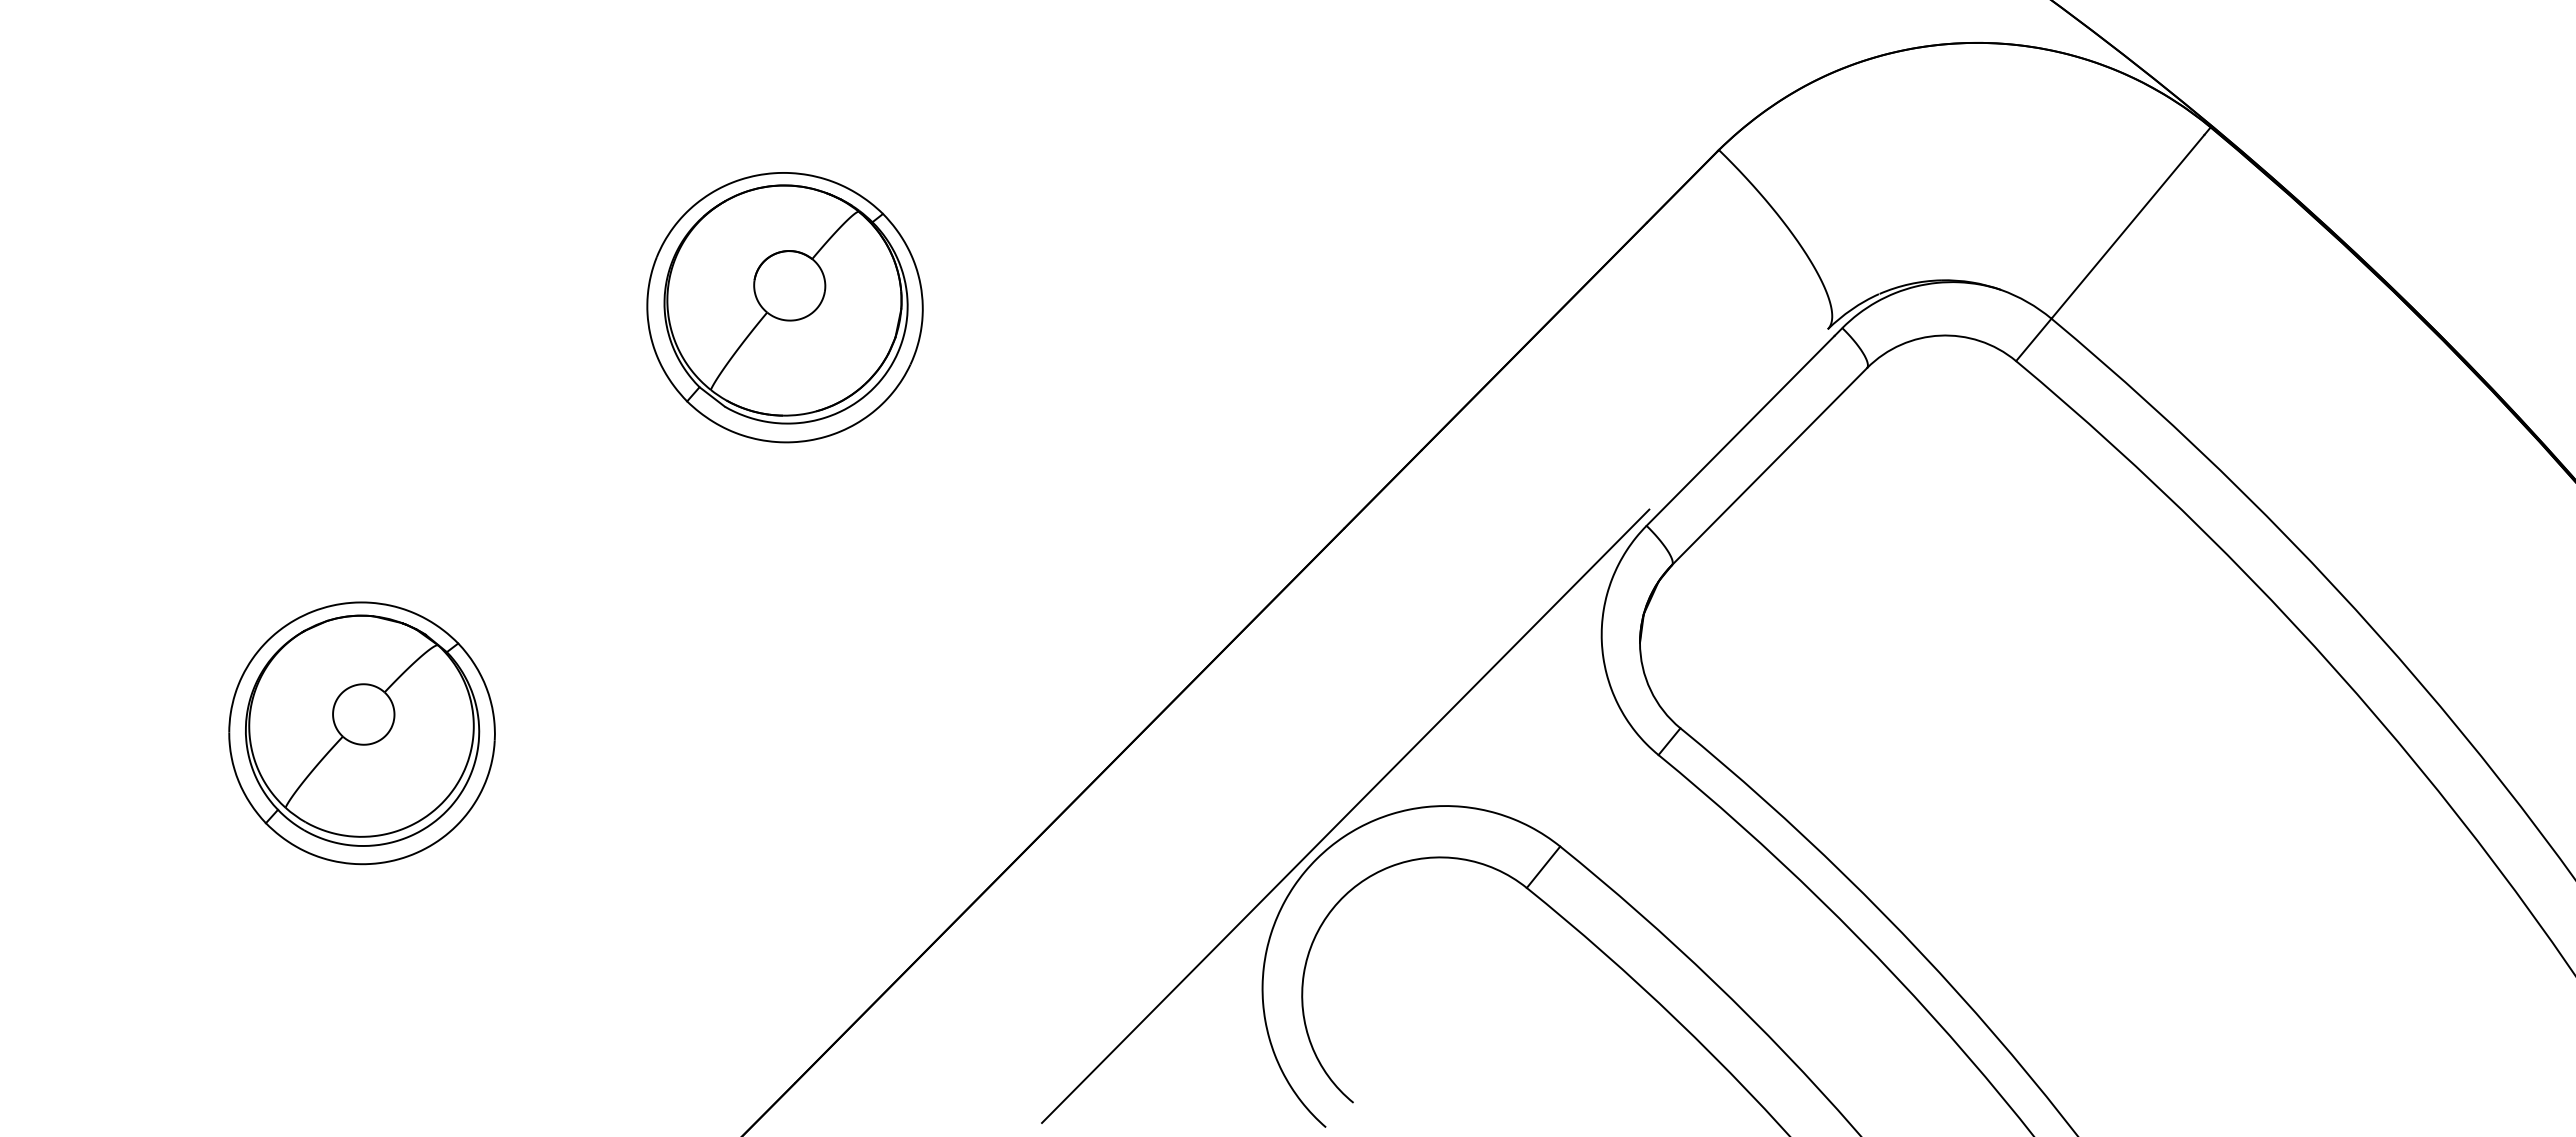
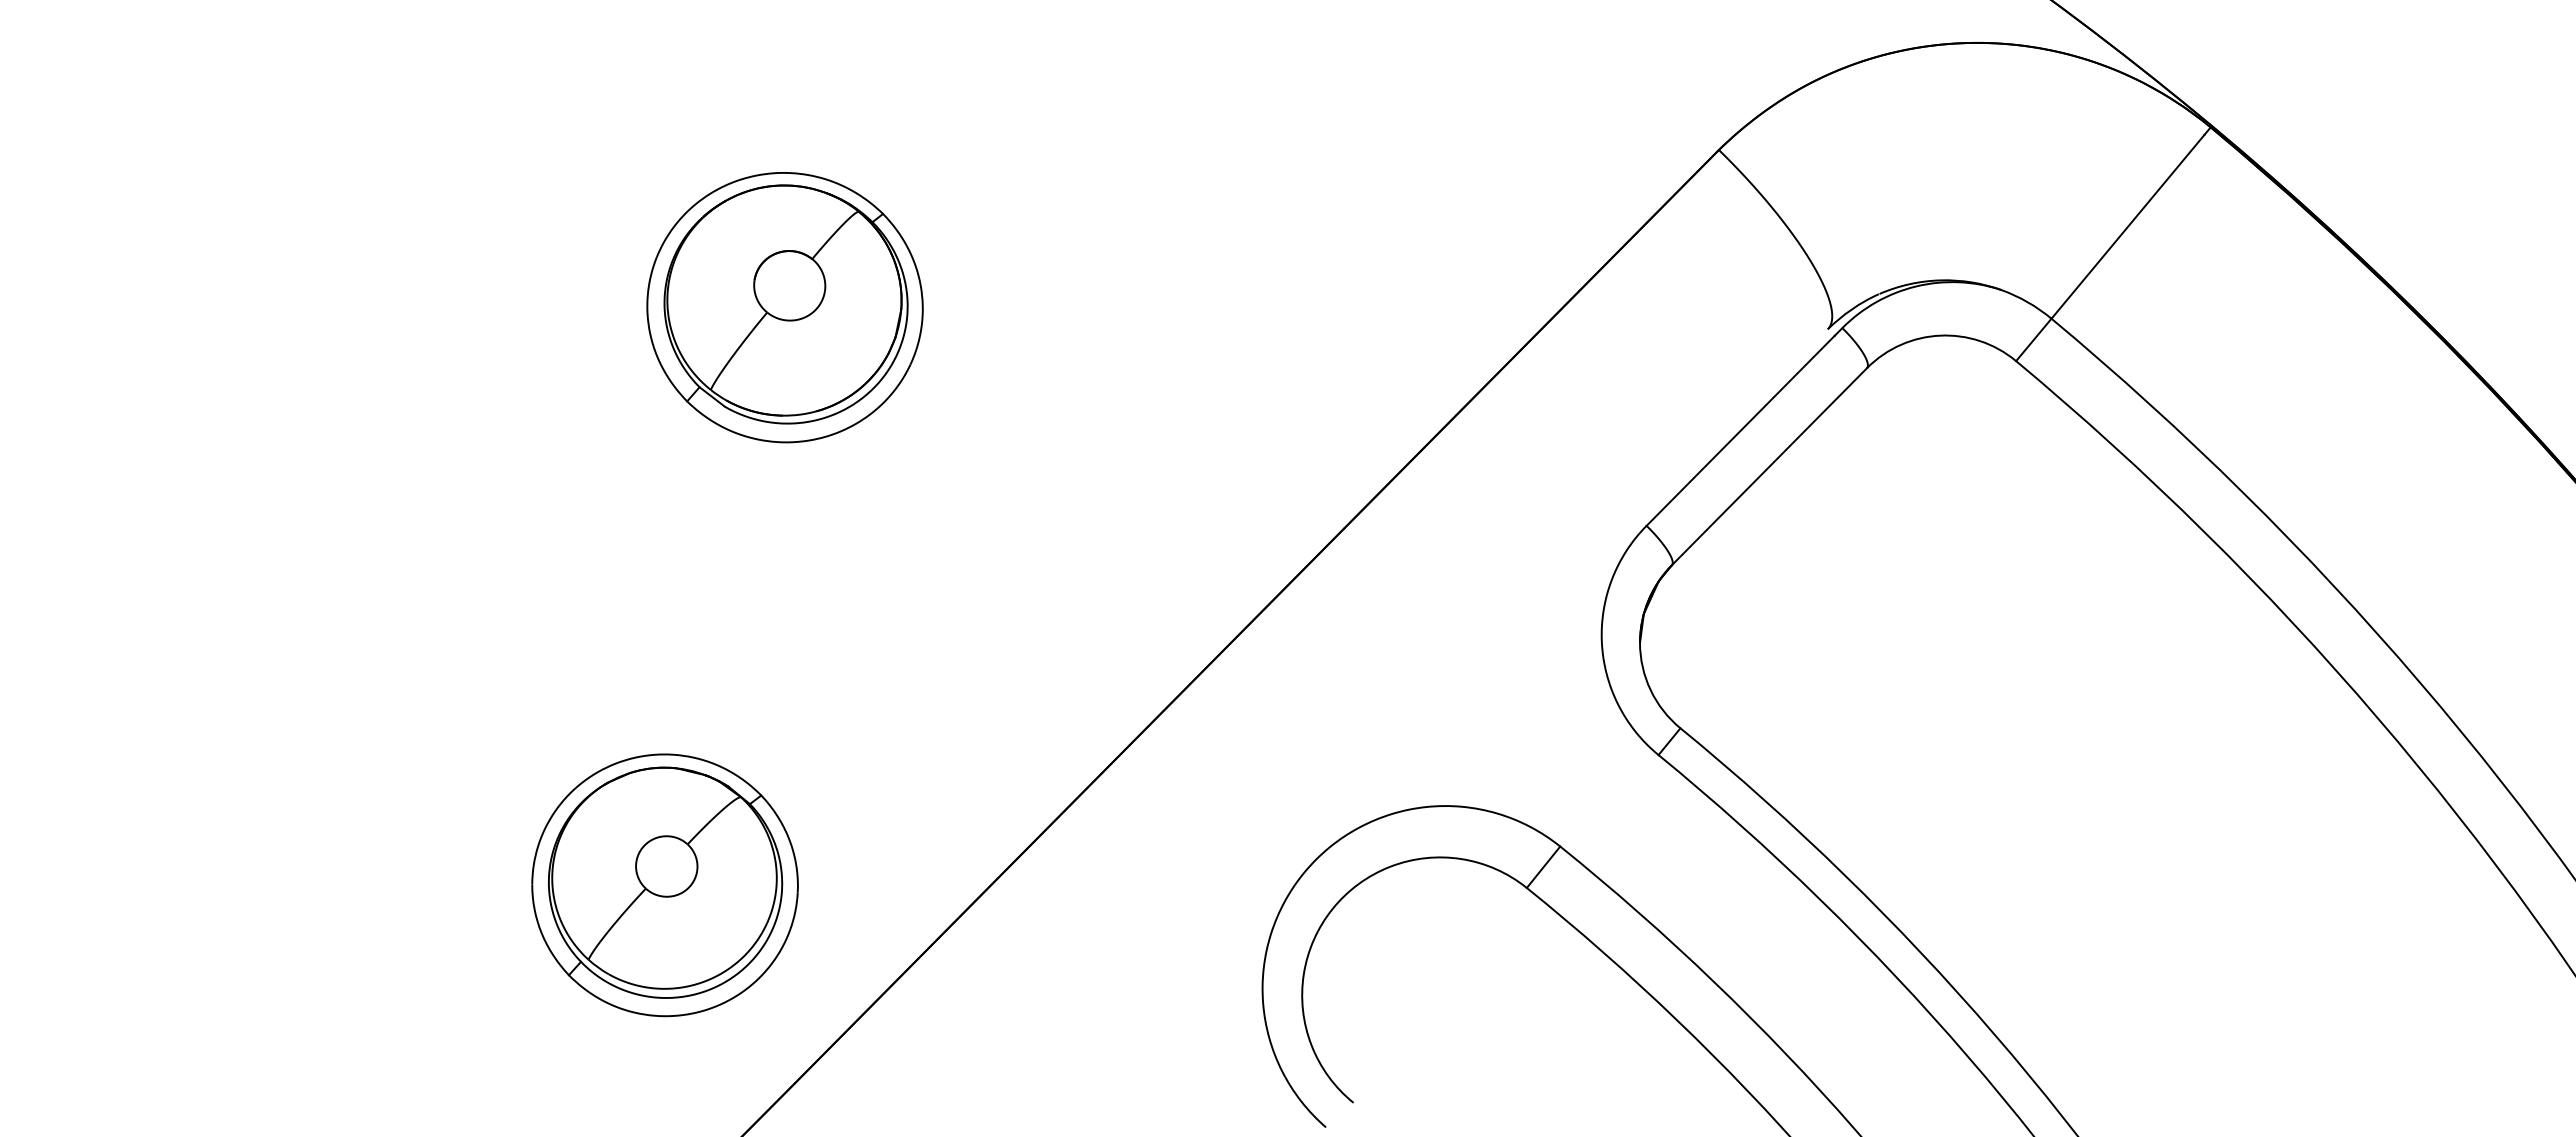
part position: (361, 733) -> (664, 885) (664, 885)
line: present -> none (1345, 816)
